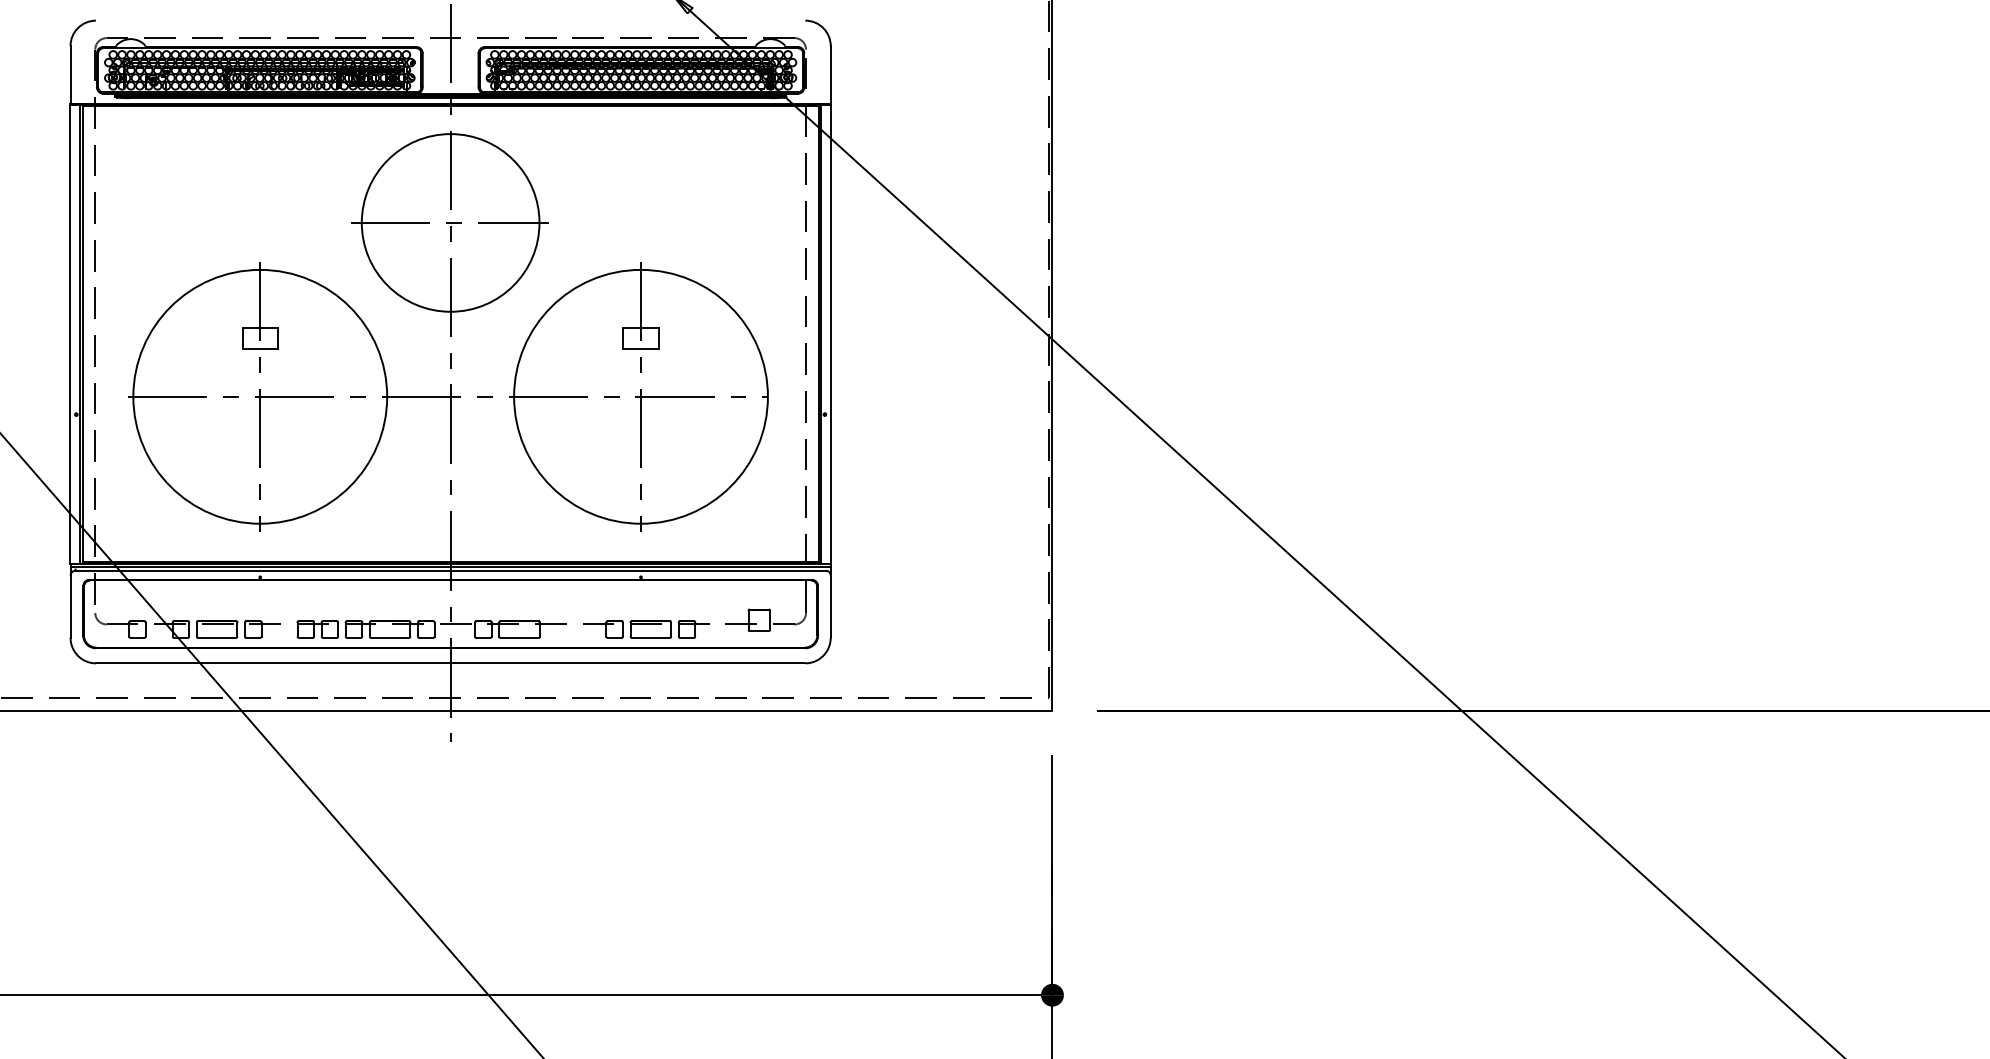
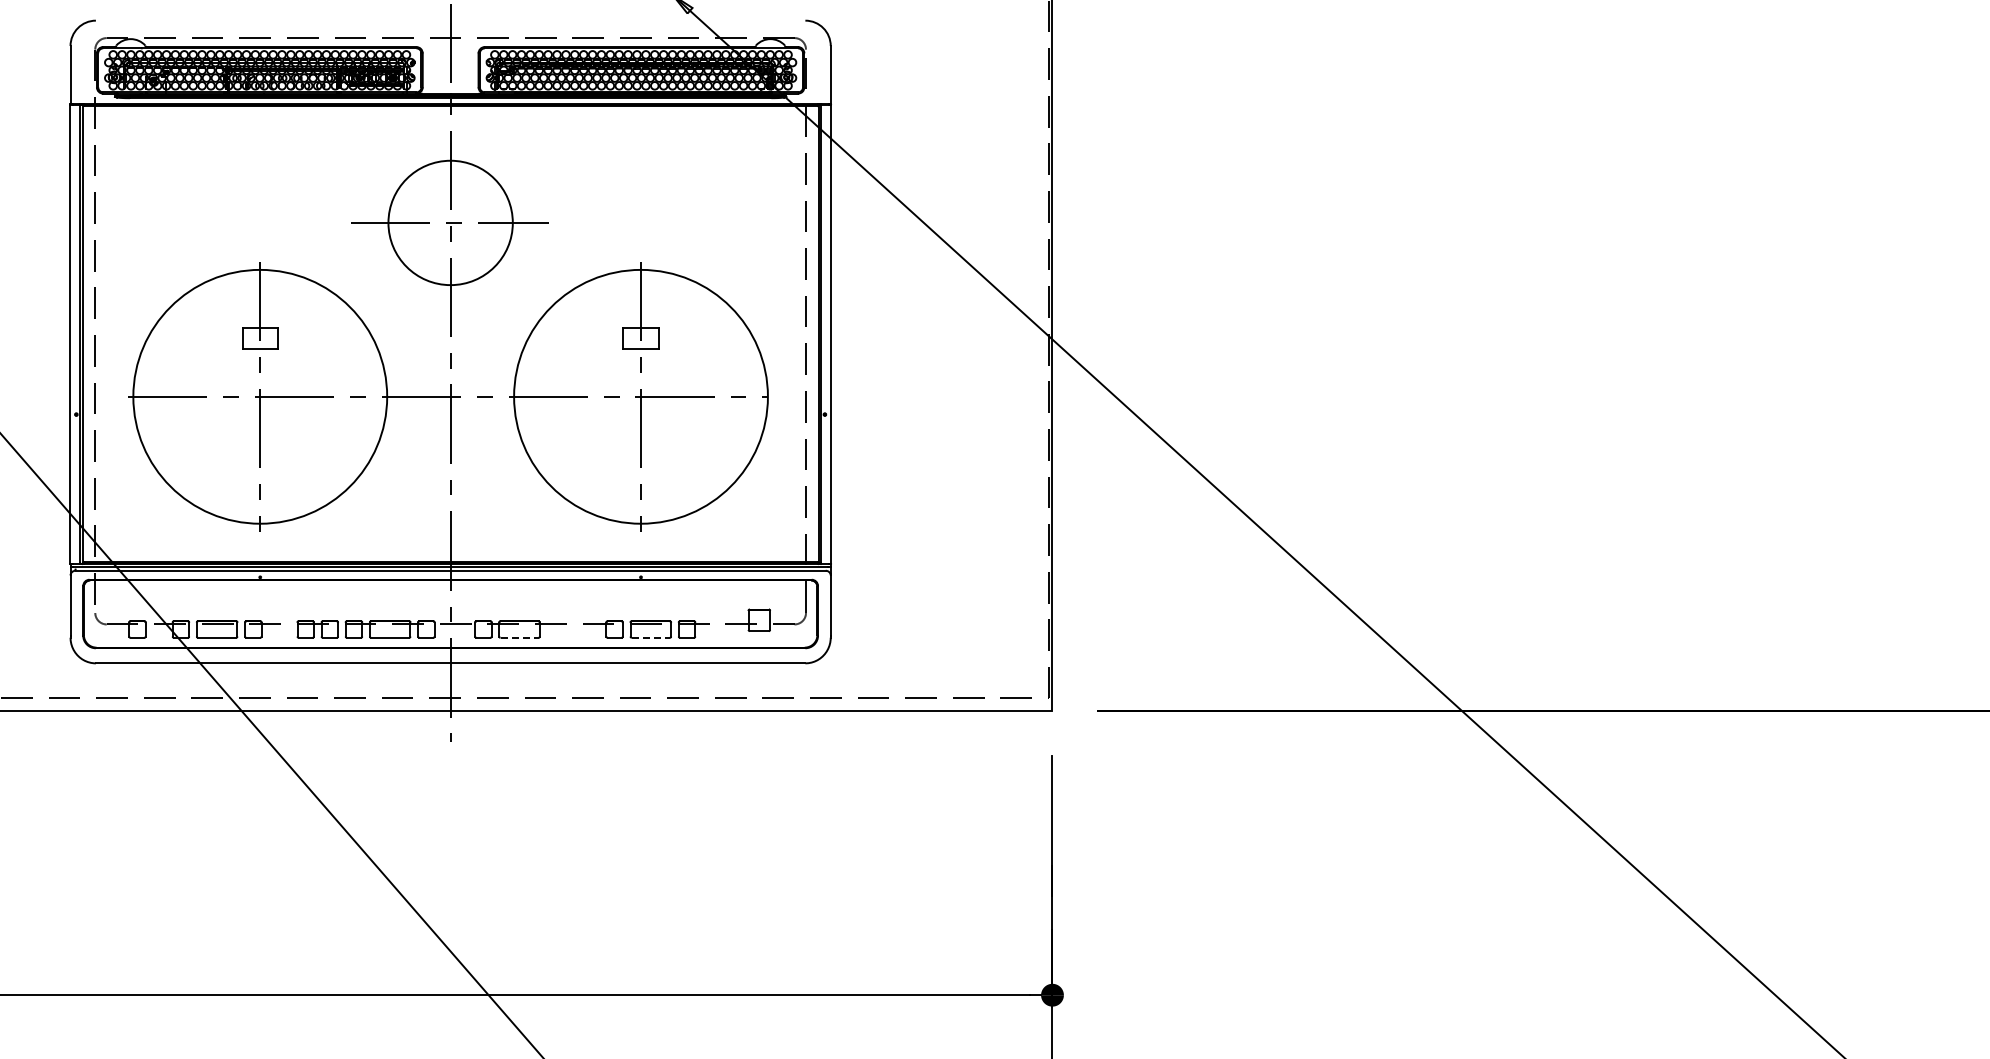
circle diameter: 178 px -> 124 px (450, 222)
line: solid -> dashed (520, 637)
line: solid -> dashed (651, 637)
